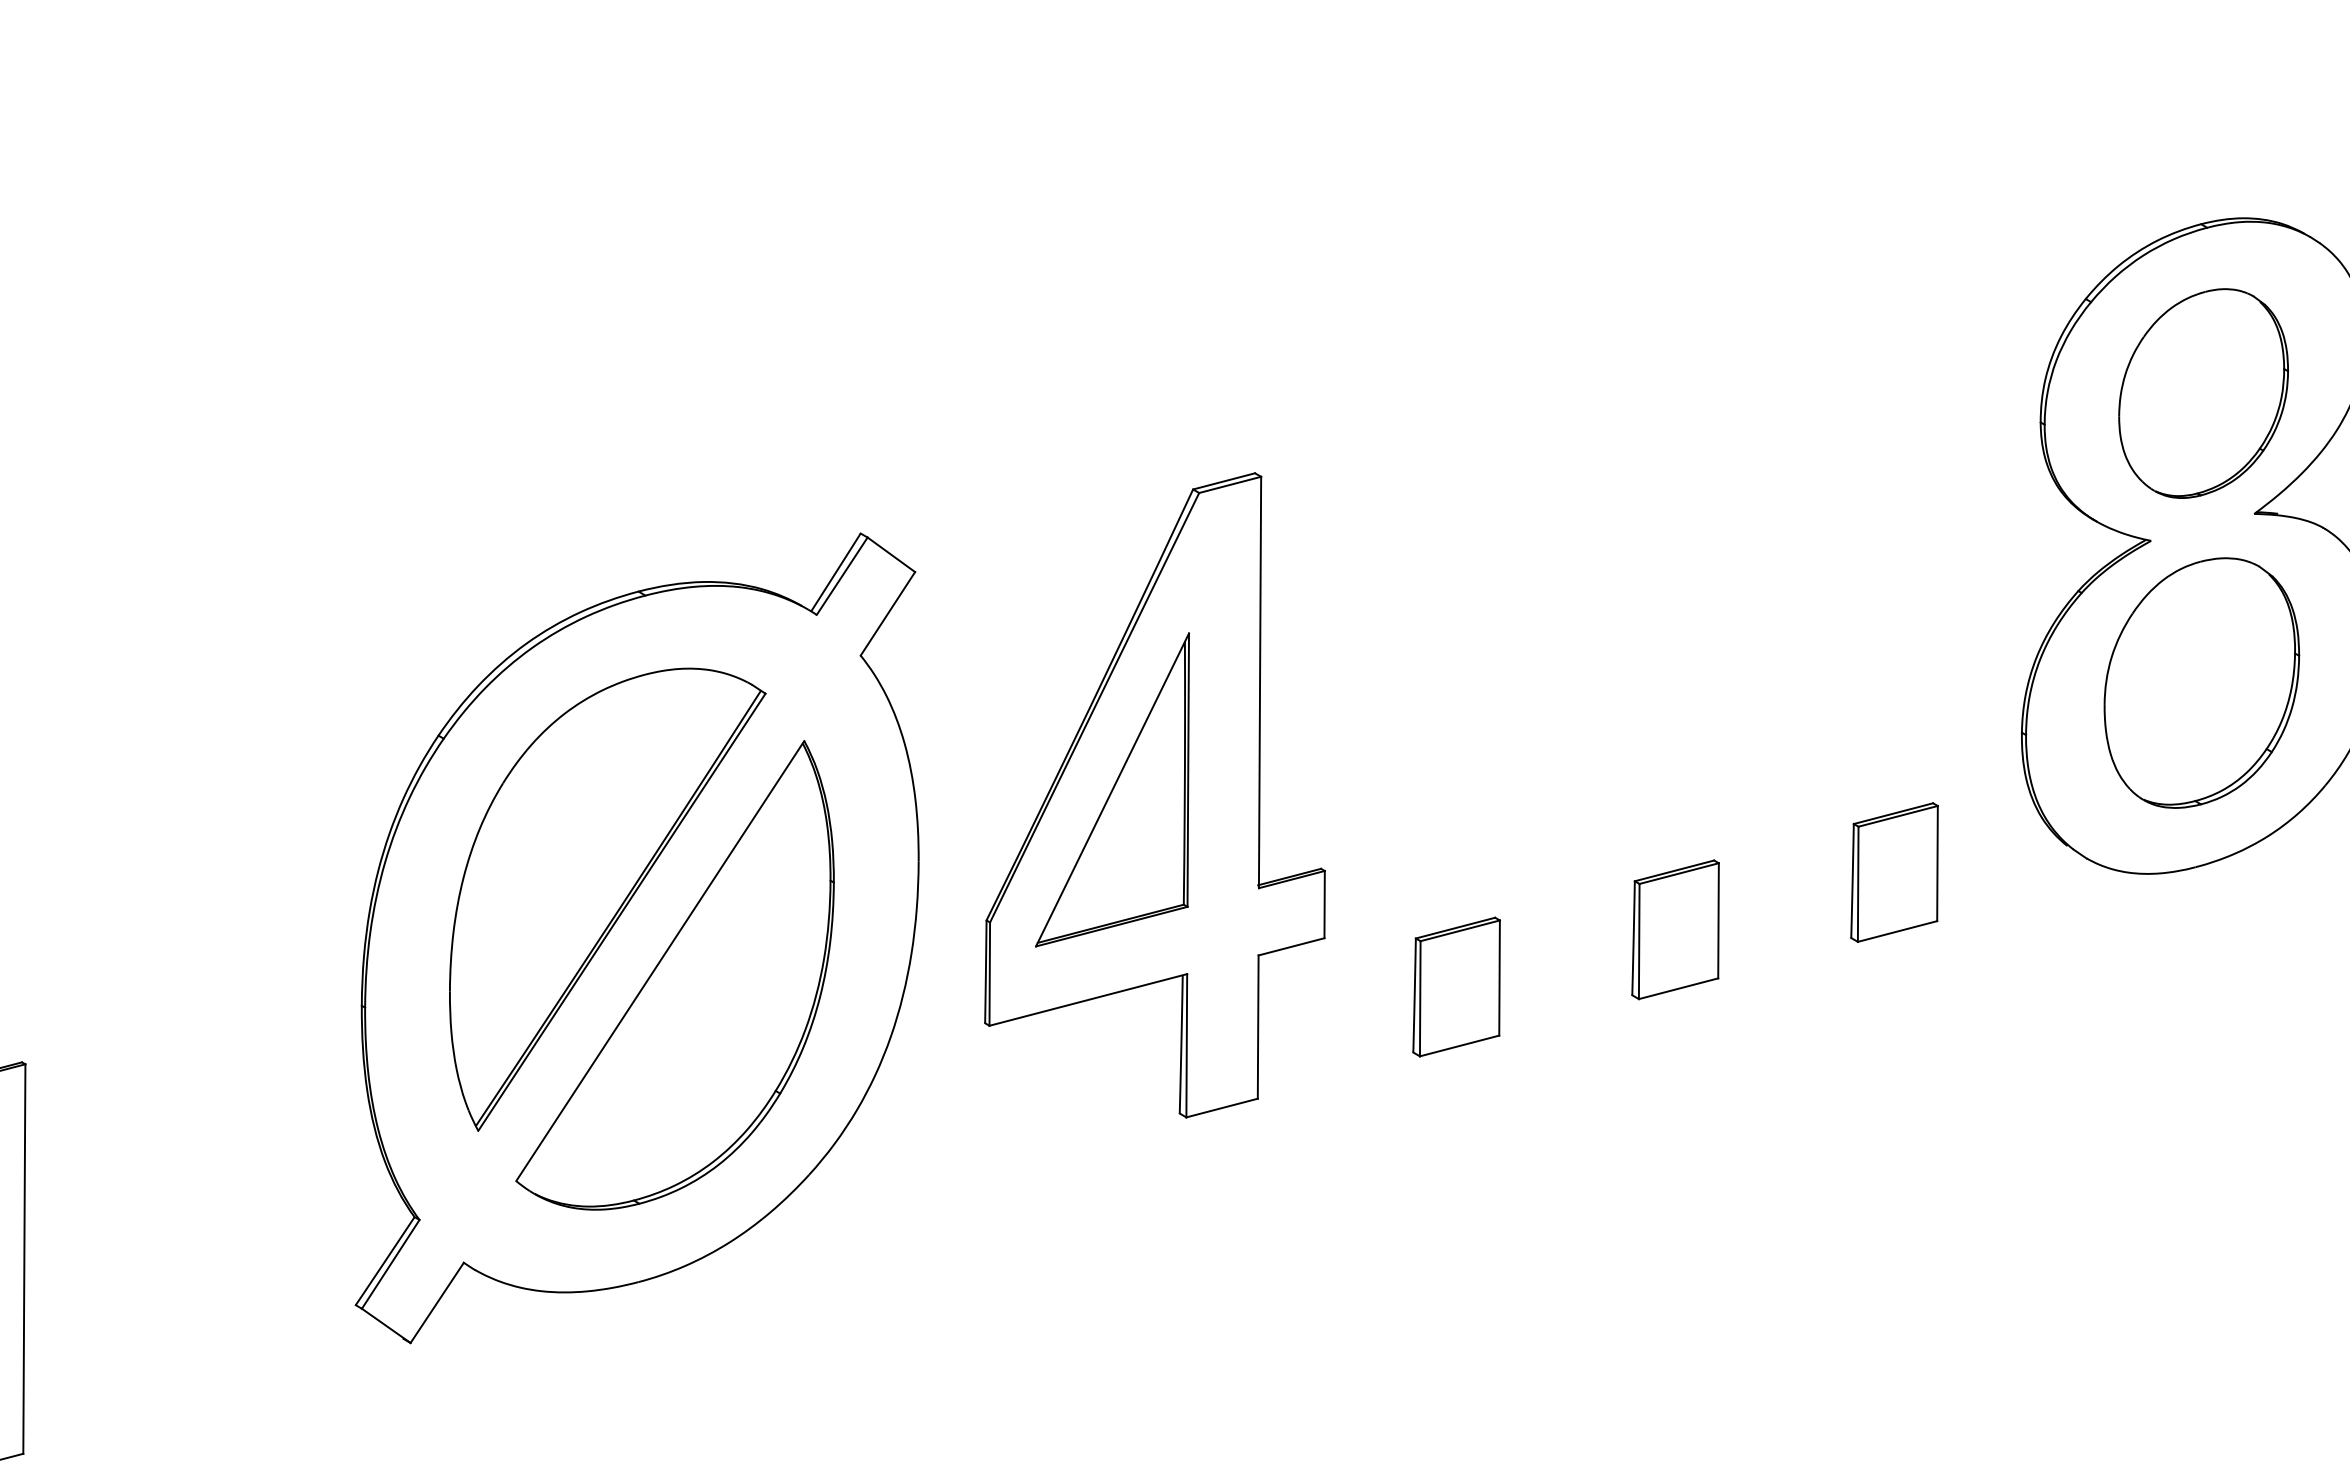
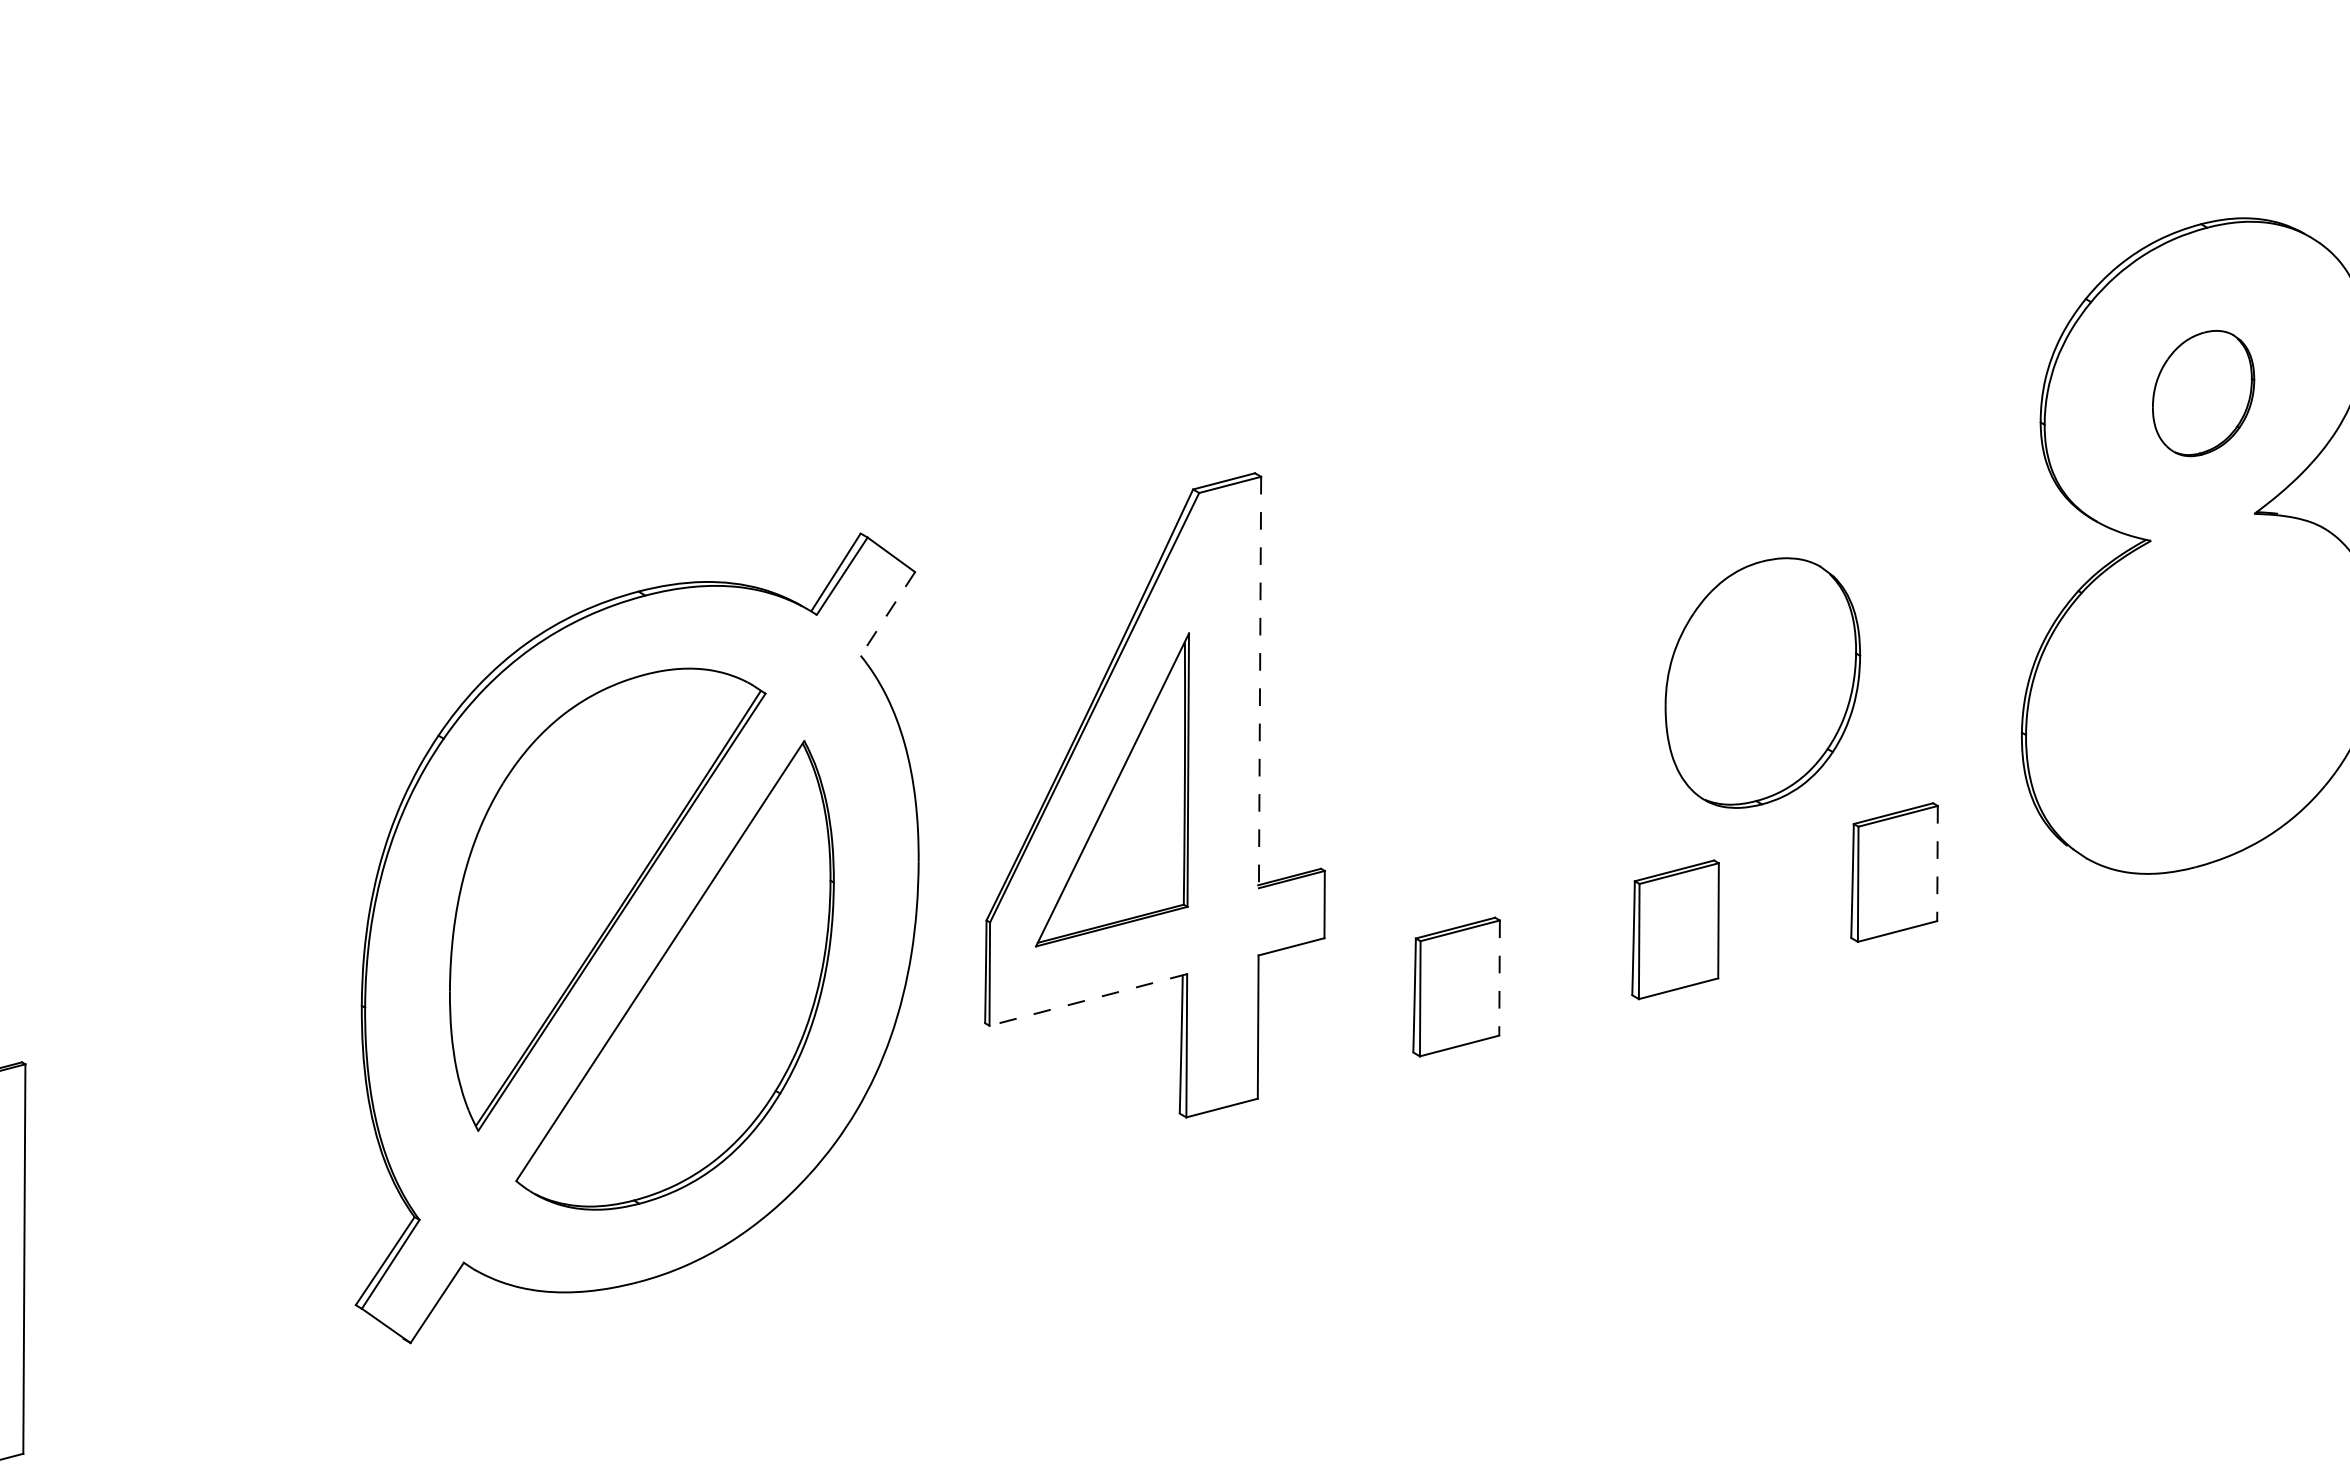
part size: 171x211 px -> 104x128 px (2203, 393)
line: solid -> dashed (887, 613)
line: solid -> dashed (1260, 682)
part position: (2201, 682) -> (1762, 682) (1762, 682)
line: solid -> dashed (1937, 863)
line: solid -> dashed (1499, 978)
line: solid -> dashed (1087, 1000)
